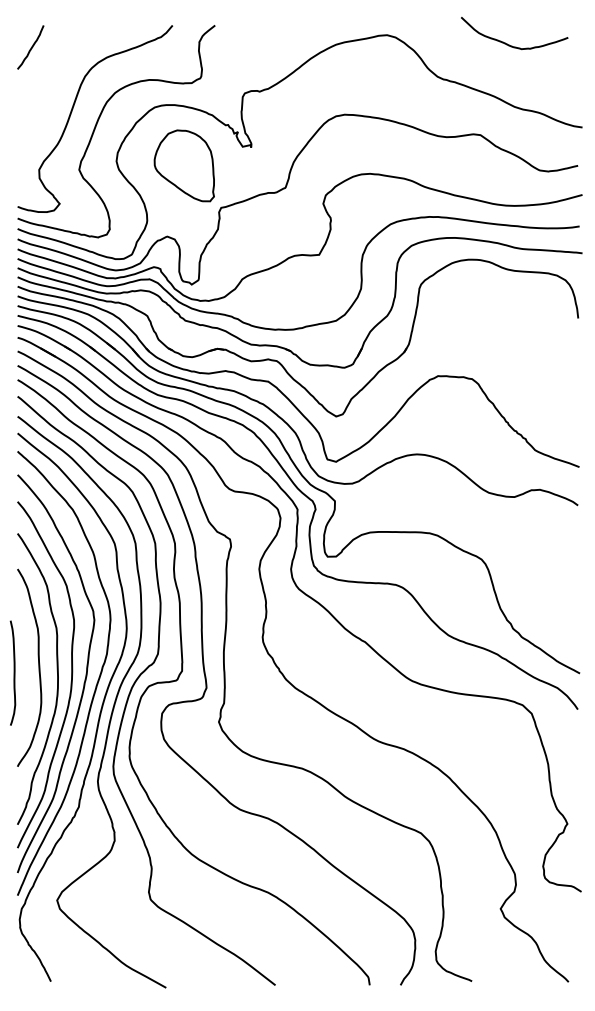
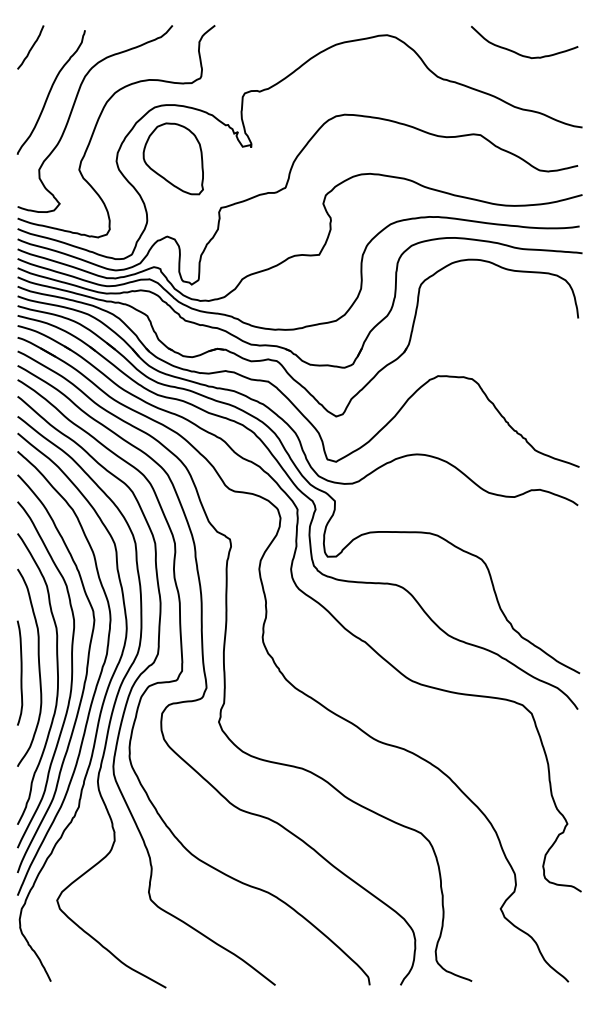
curve position: (509, 44) -> (519, 53) (519, 53)
curve: none -> present (50, 92)
part position: (183, 165) -> (172, 158) (172, 158)
curve position: (13, 672) -> (20, 672) (20, 672)
